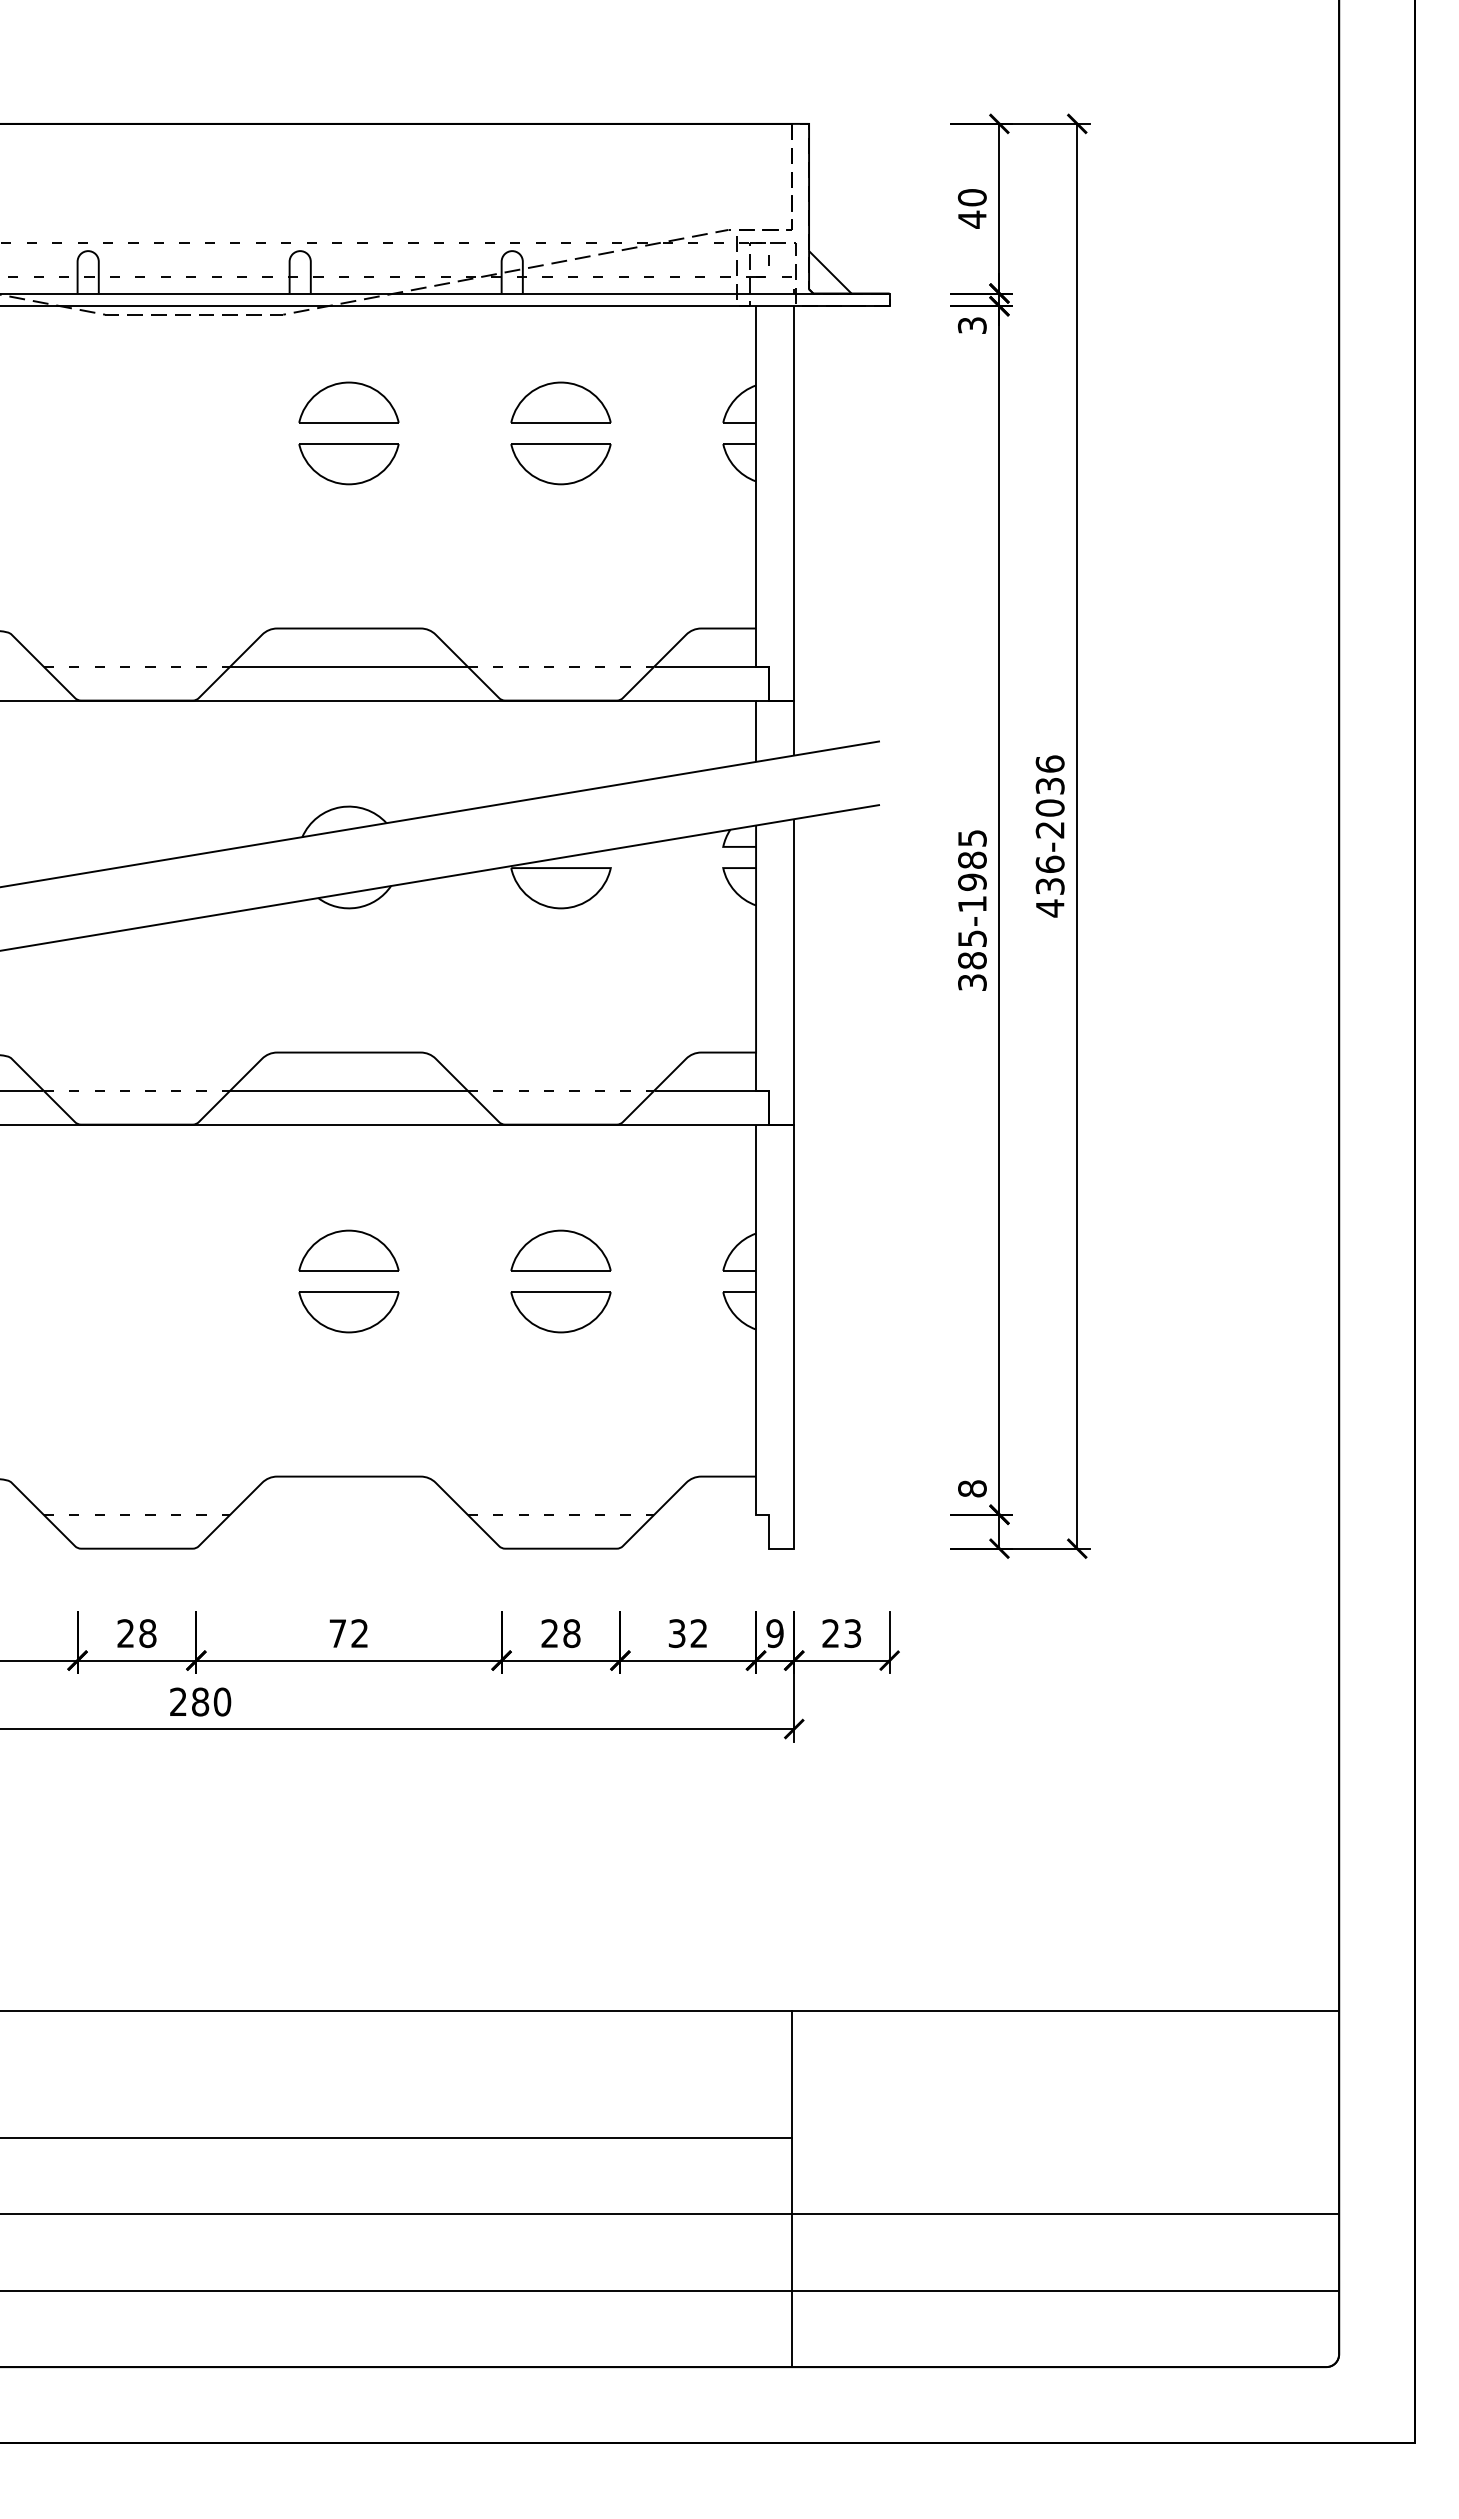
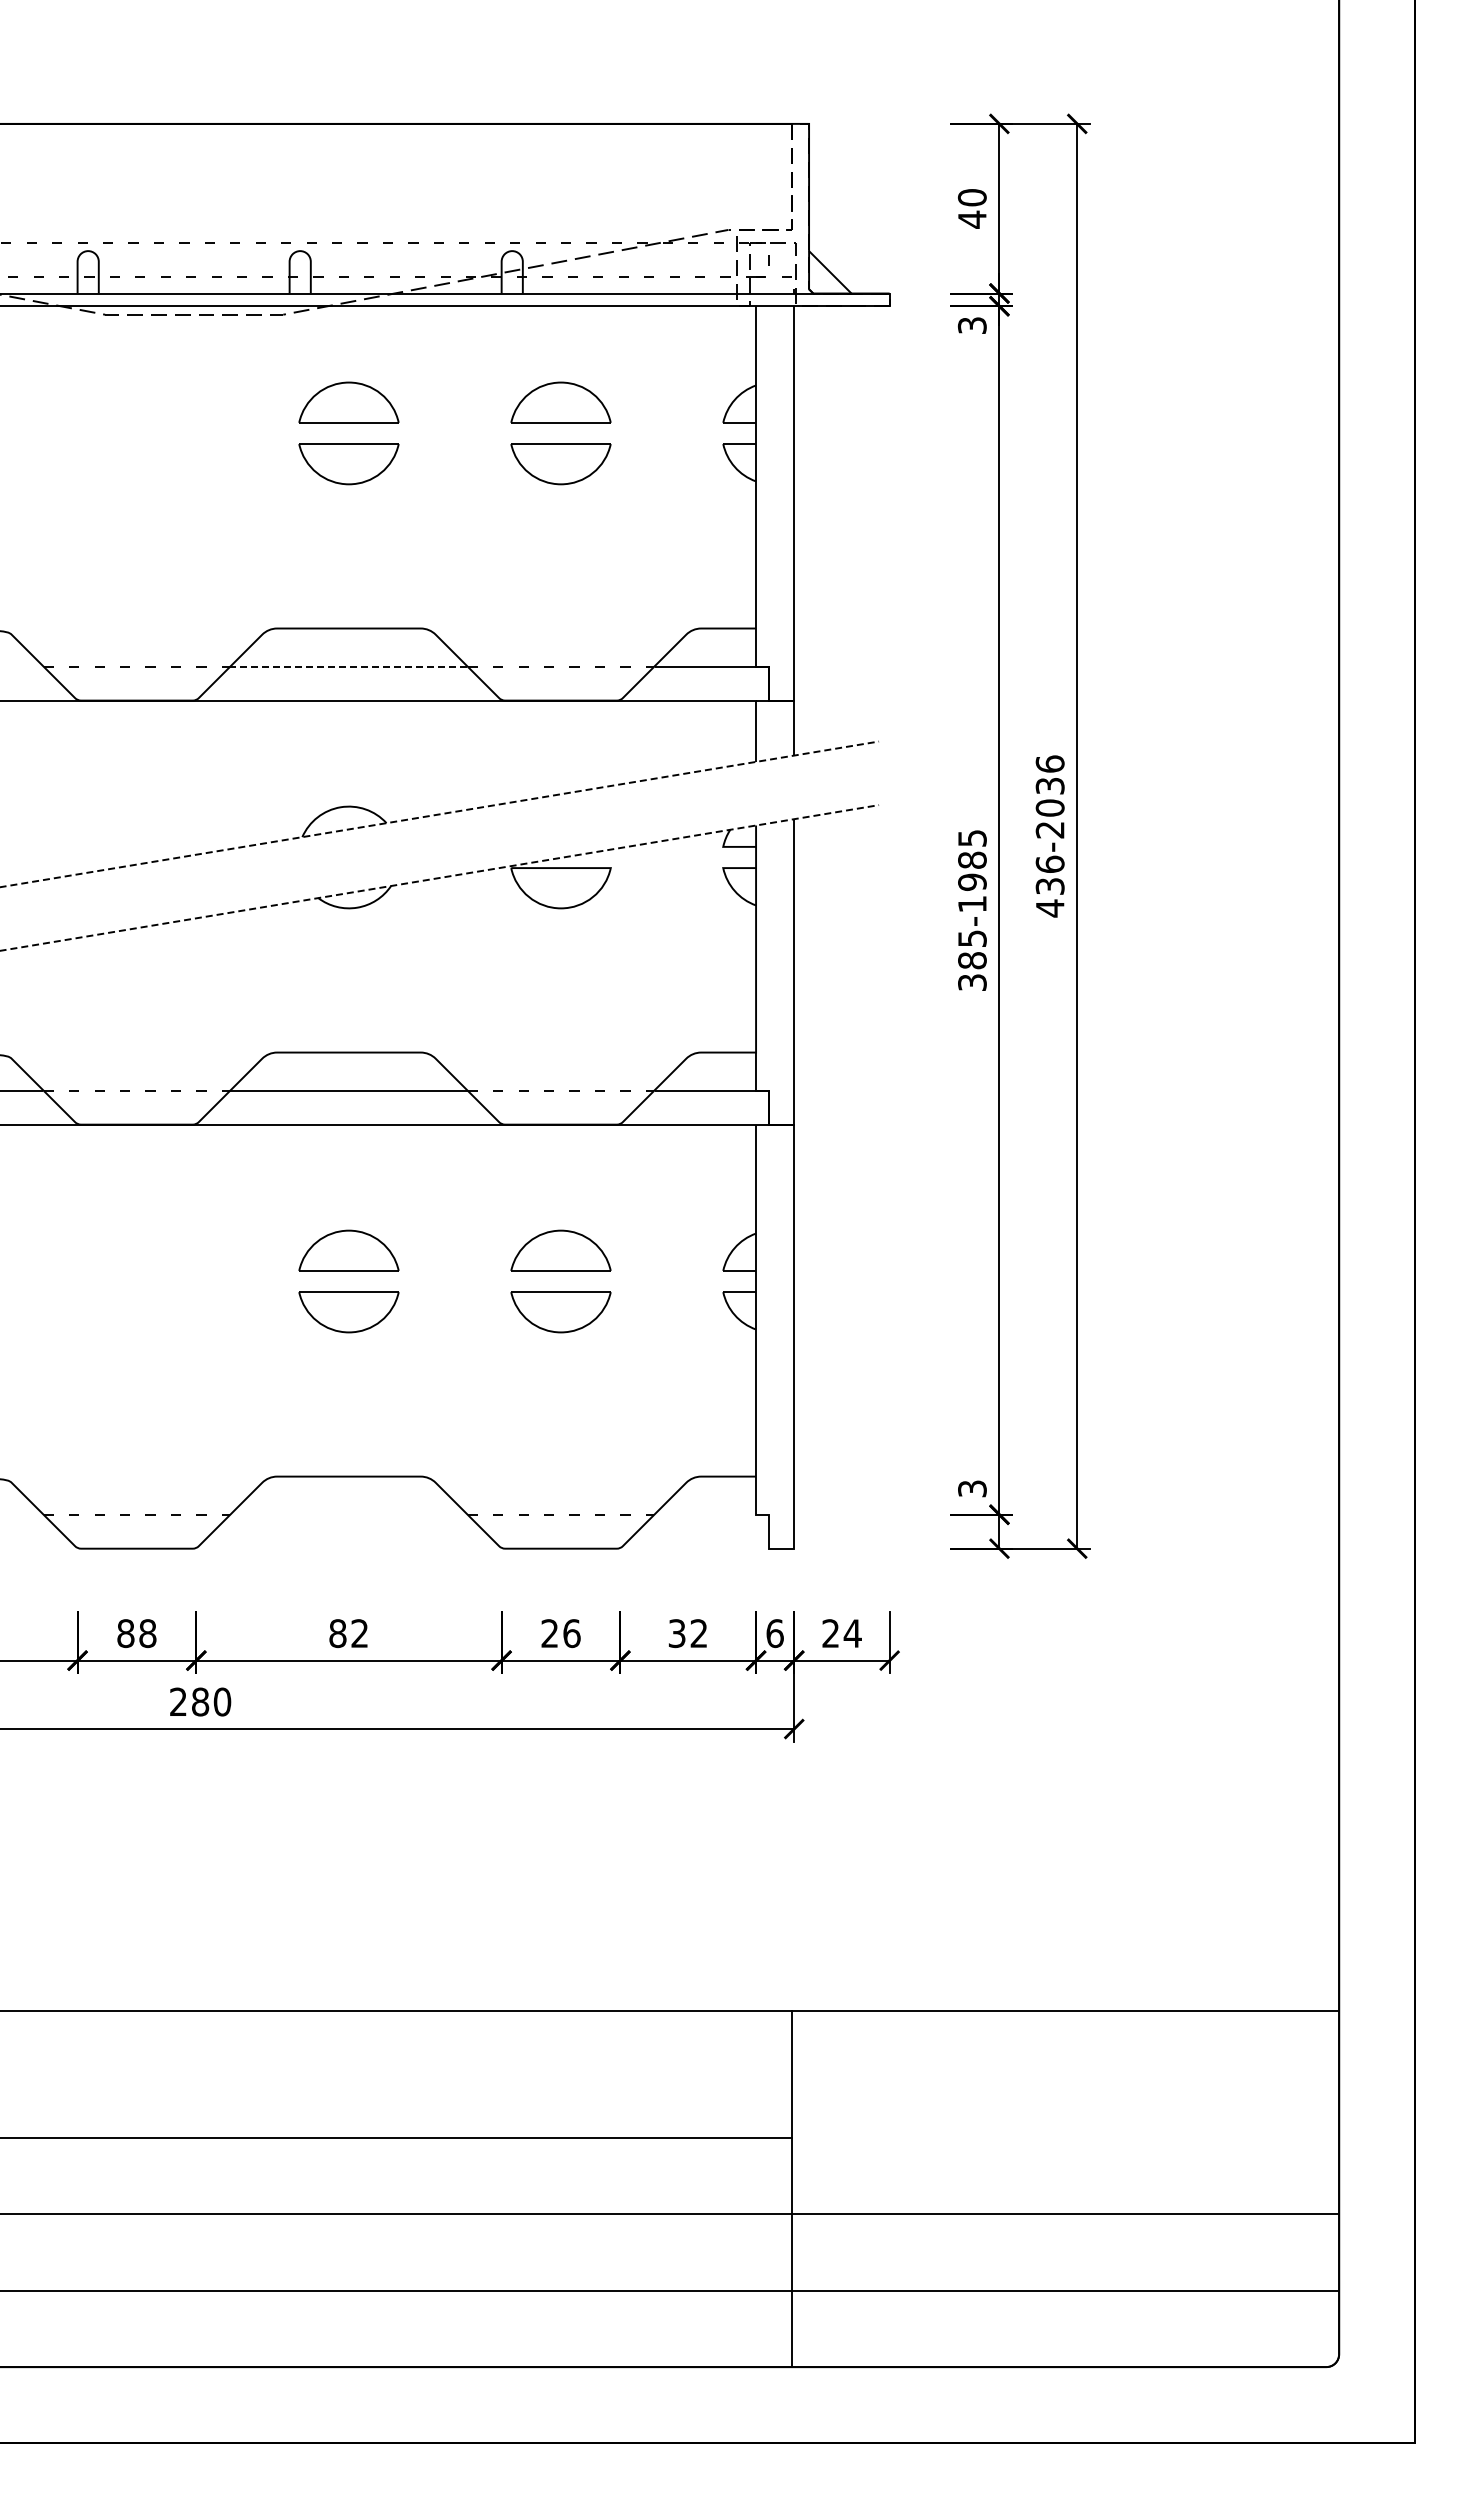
line: solid -> dashed (349, 666)
line: solid -> dashed (440, 814)
line: solid -> dashed (440, 877)
text: 8 -> 3 (972, 1488)
text: 28 -> 88 (125, 1633)
text: 72 -> 82 (337, 1633)
text: 28 -> 26 (571, 1633)
text: 9 -> 6 (774, 1633)
text: 23 -> 24 (852, 1633)
